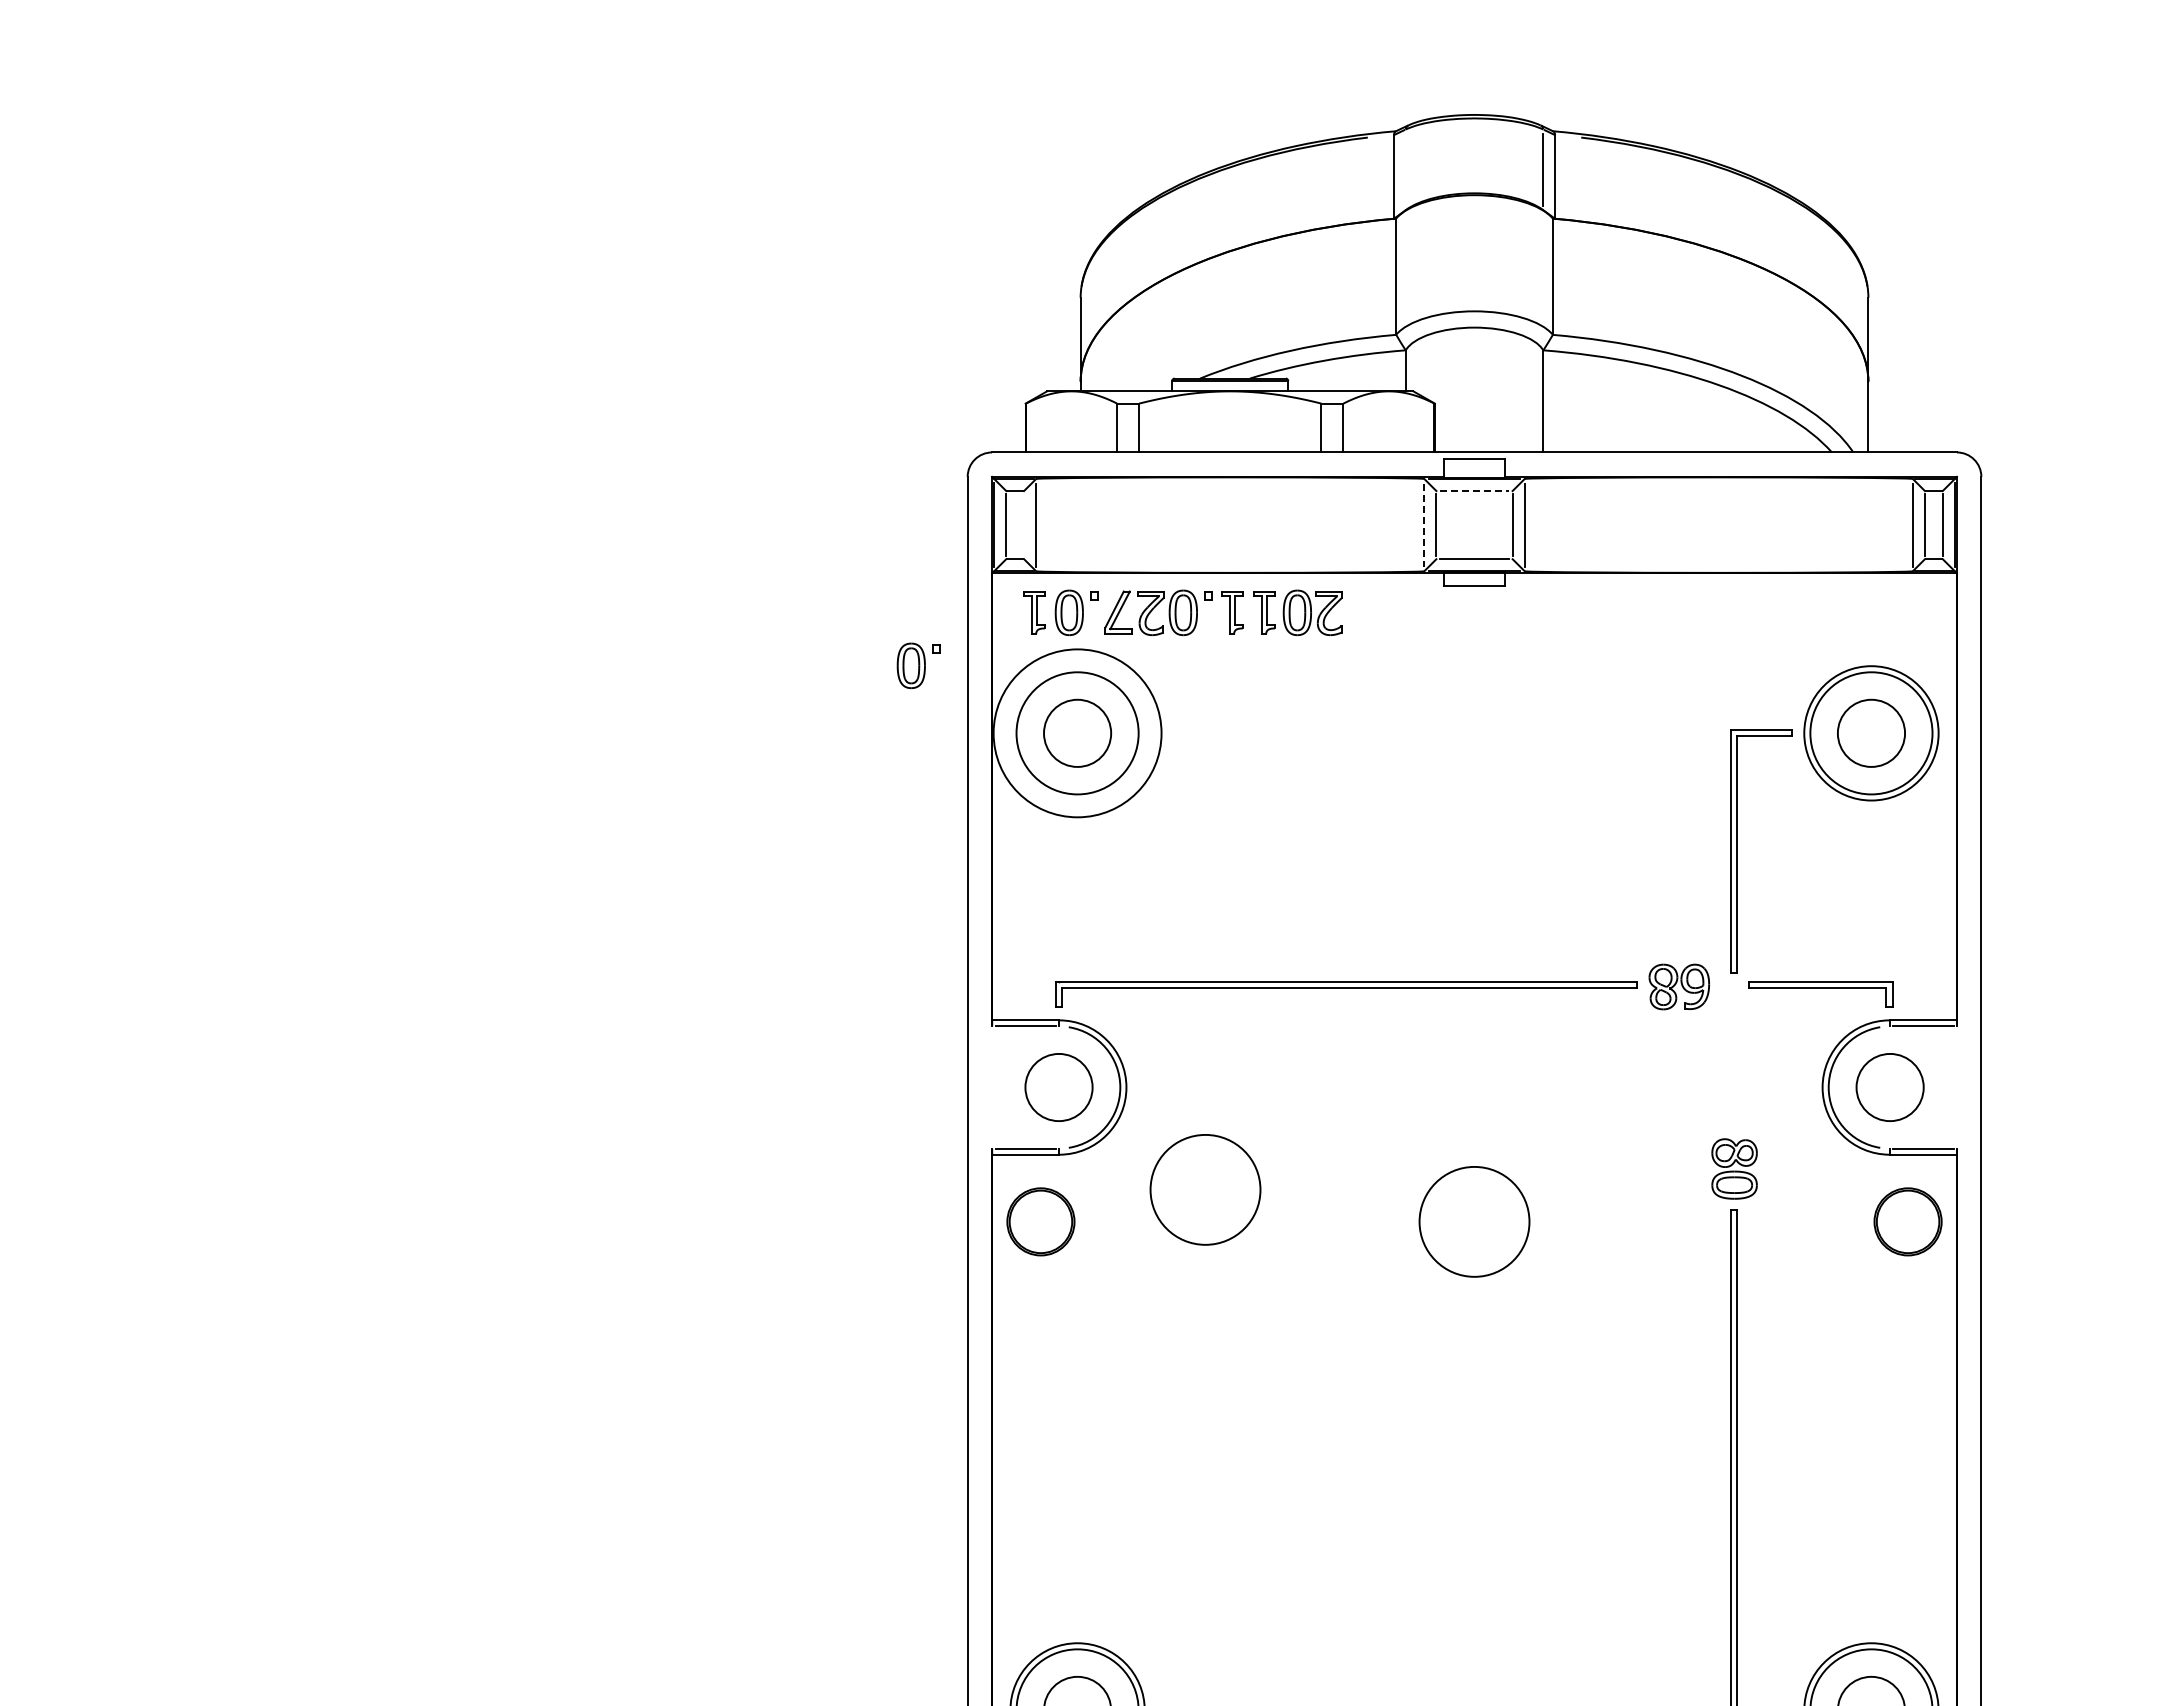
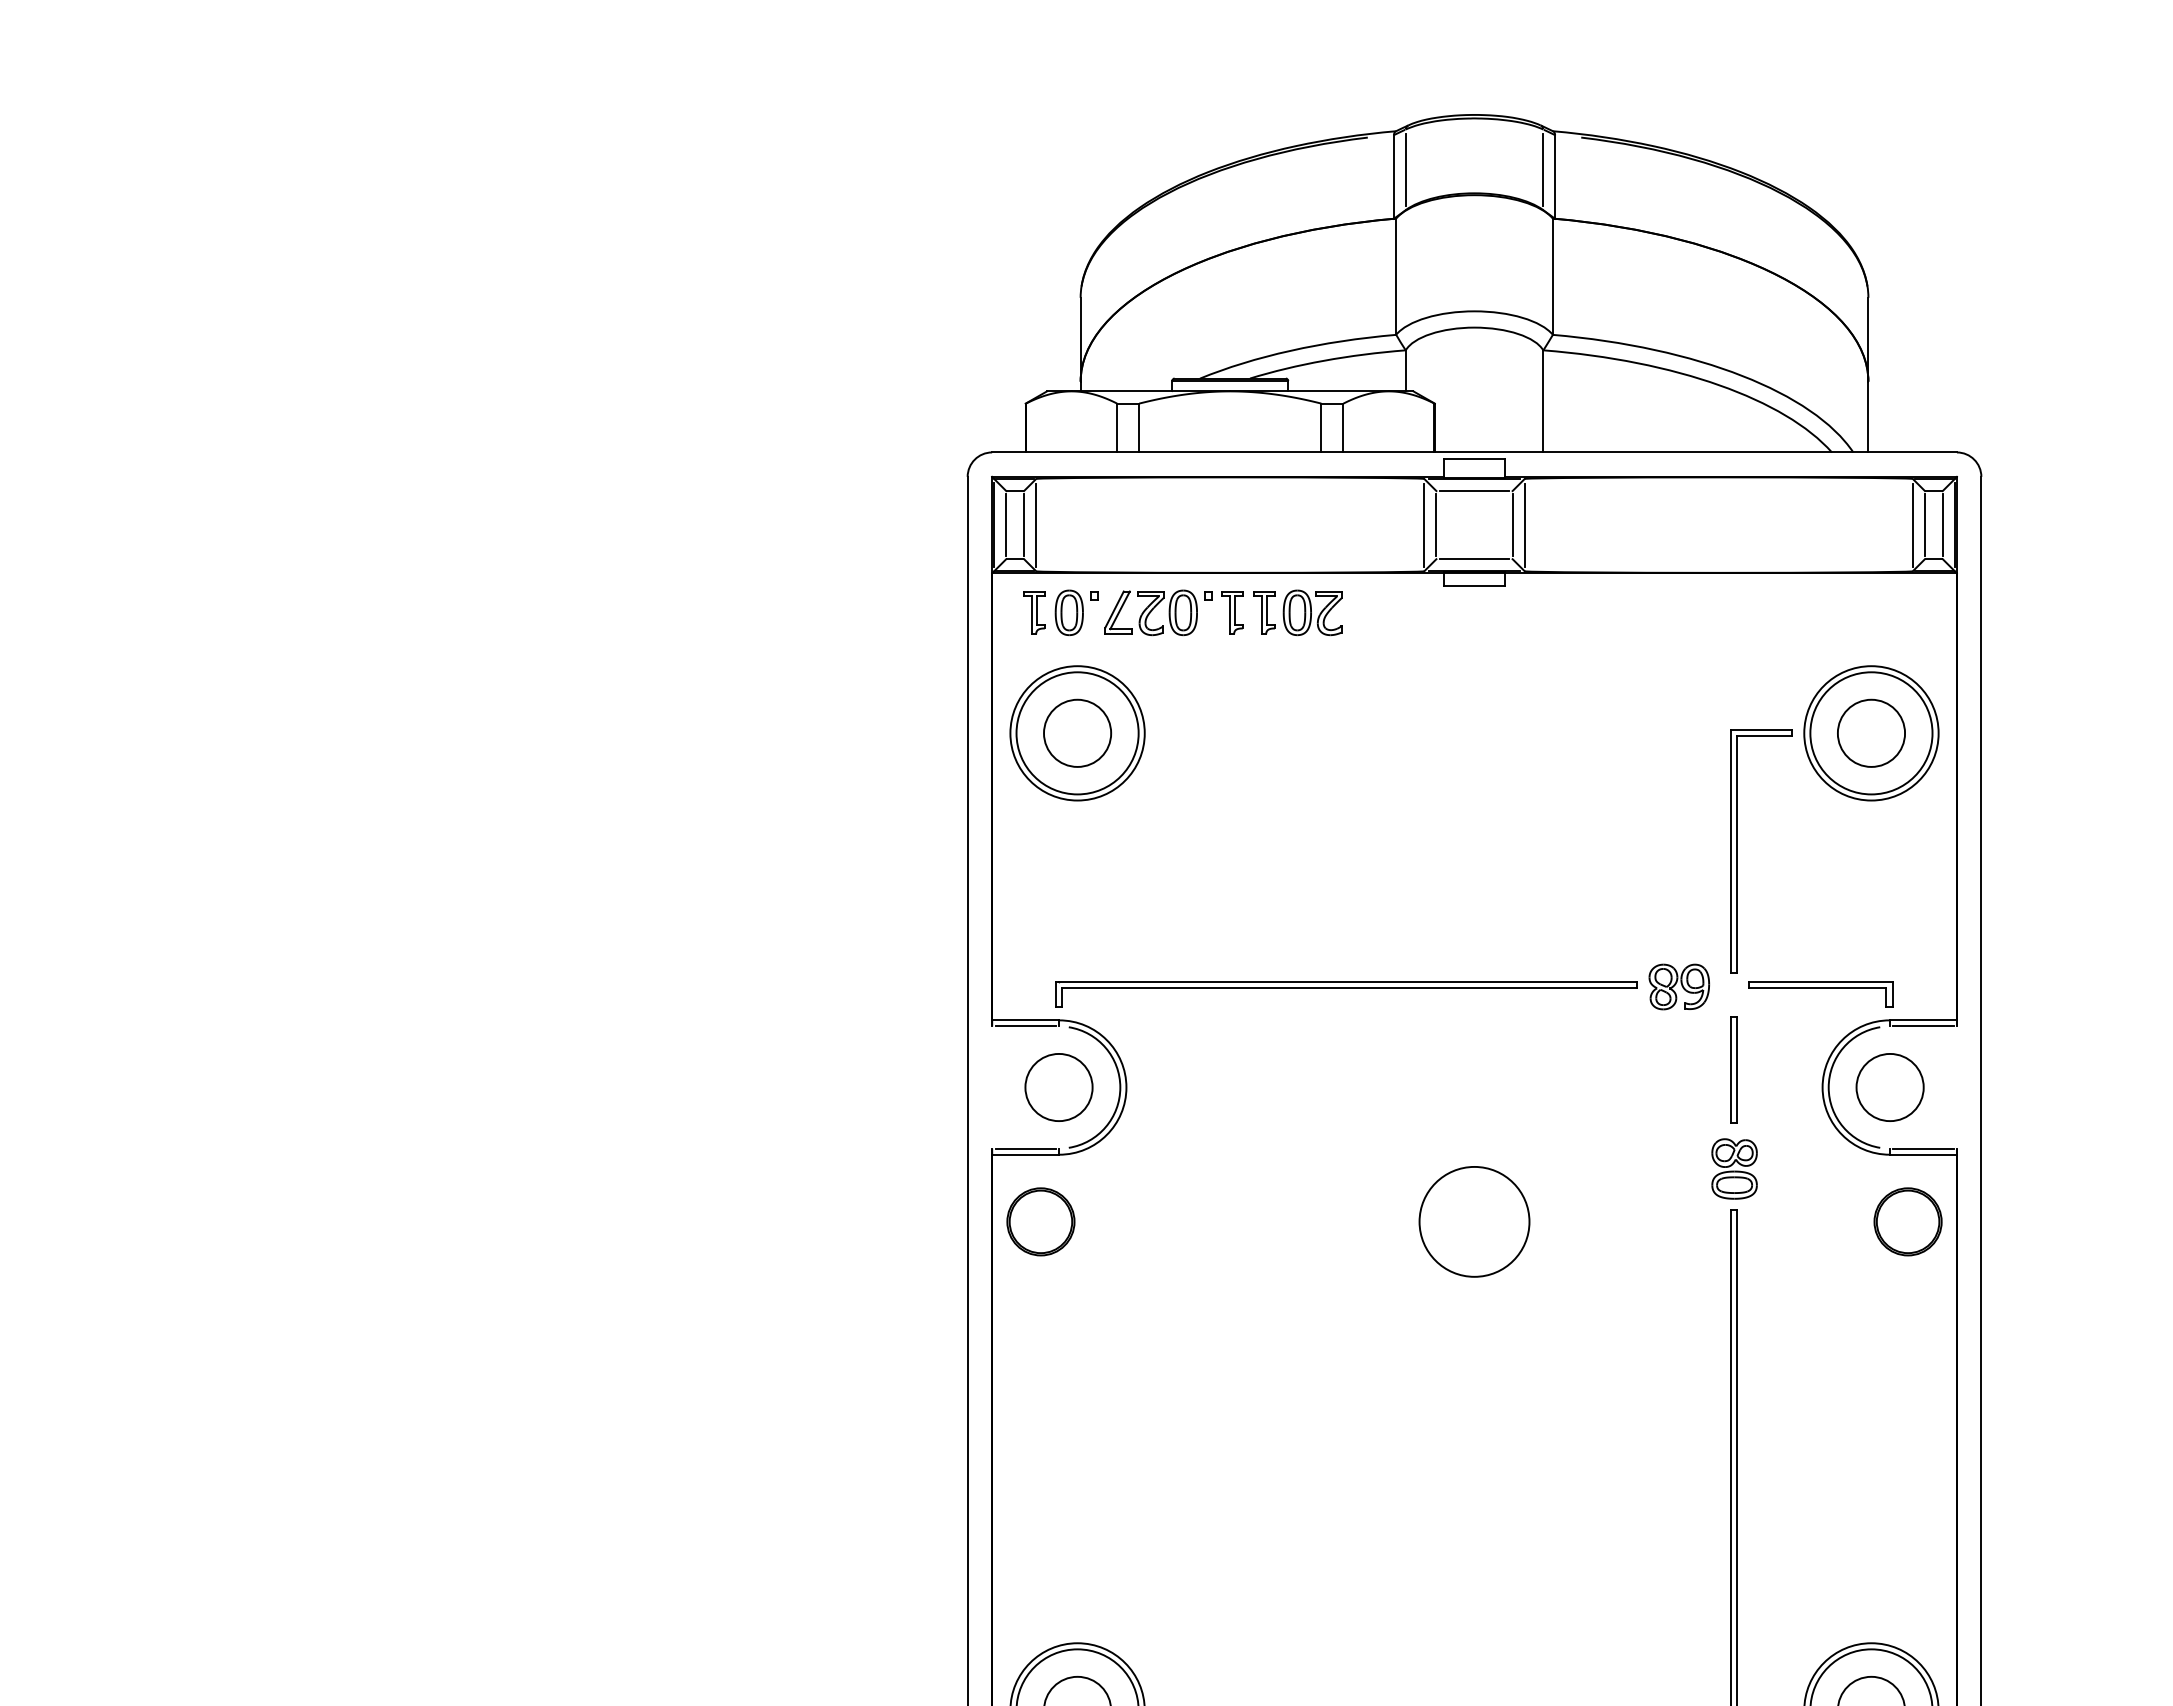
line: none -> present (1405, 169)
line: dashed -> solid (1475, 491)
line: none -> present (1024, 524)
line: dashed -> solid (1424, 525)
part: present -> none (918, 665)
circle diameter: 168 px -> 134 px (1077, 733)
part: none -> present (1733, 1069)
circle: present -> none (1205, 1189)
